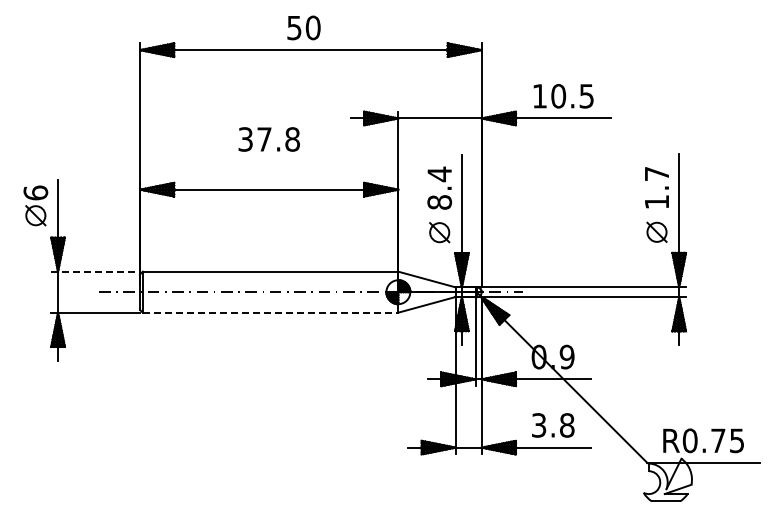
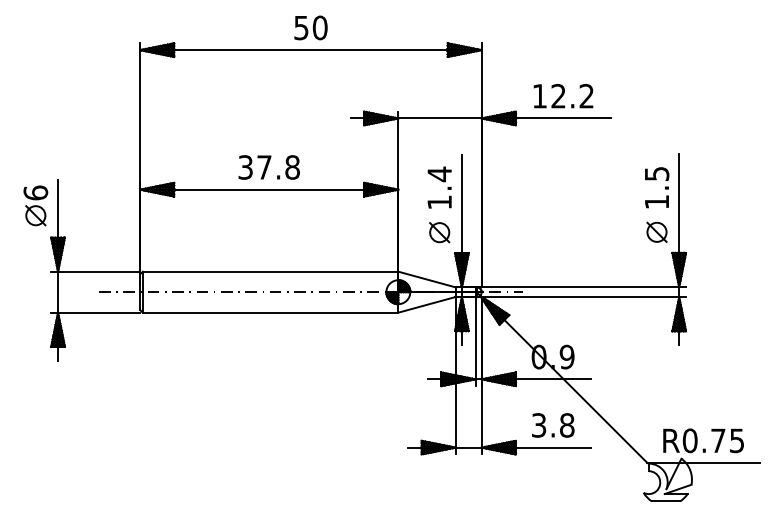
text position: (303, 27) -> (310, 27) (310, 27)
text: 10.5 -> 12.2 (572, 96)
text position: (268, 139) -> (268, 167) (268, 167)
text: 1.7 -> 1.5 (657, 173)
text: 8.4 -> 1.4 (439, 202)
line: dashed -> solid (96, 271)
line: dashed -> solid (270, 312)
